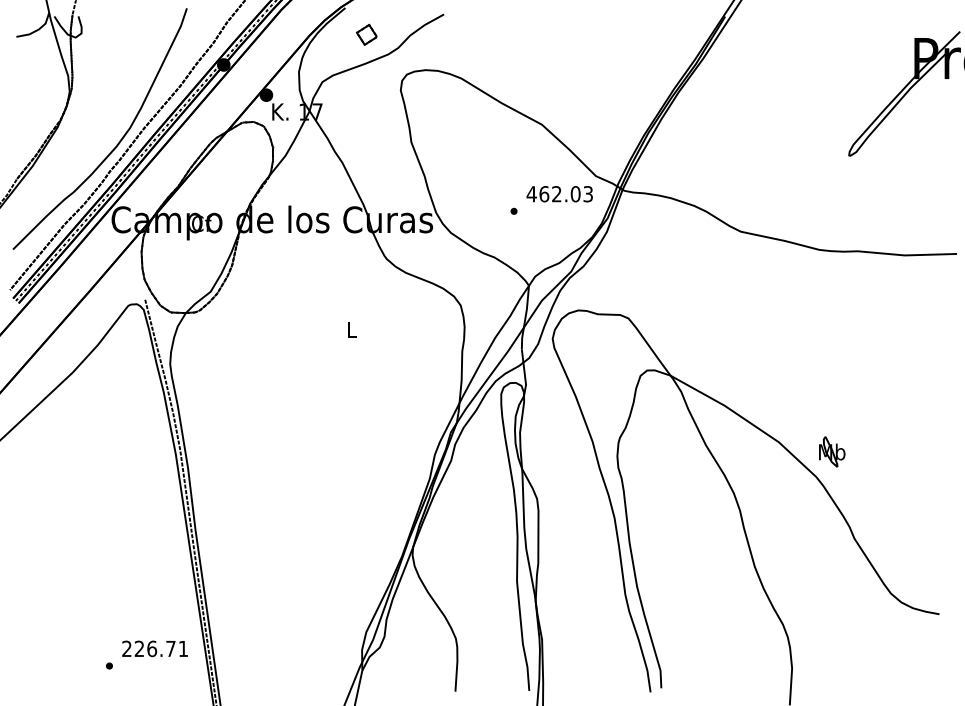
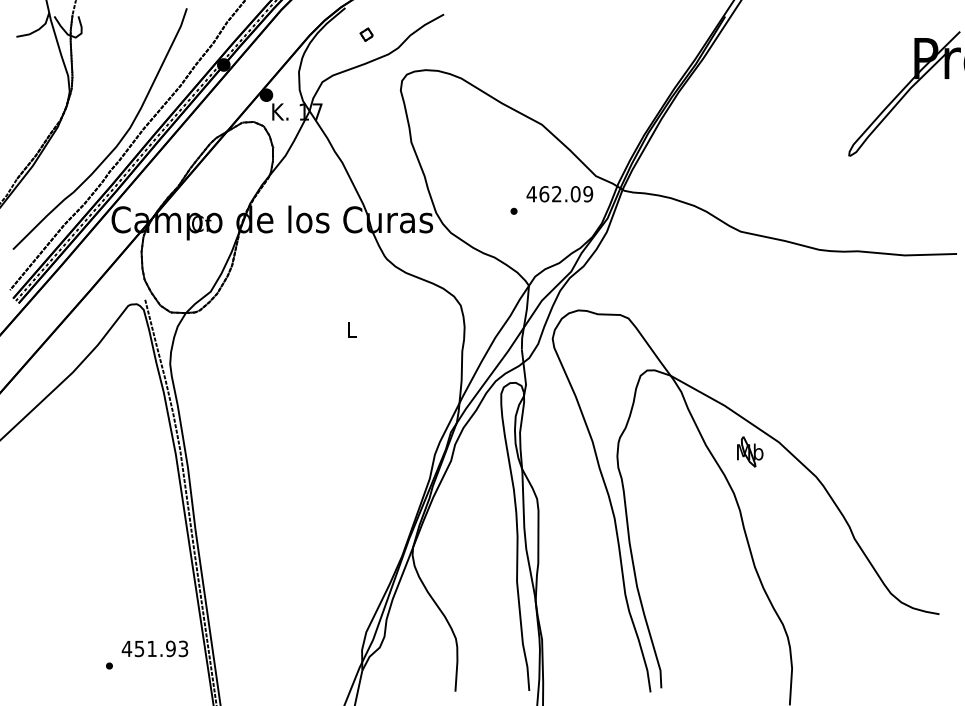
part size: 22x23 px -> 15x15 px (366, 34)
text: 462.03 -> 462.09 (588, 194)
part position: (832, 451) -> (750, 451) (750, 451)
text: 226.71 -> 451.93 (154, 648)
